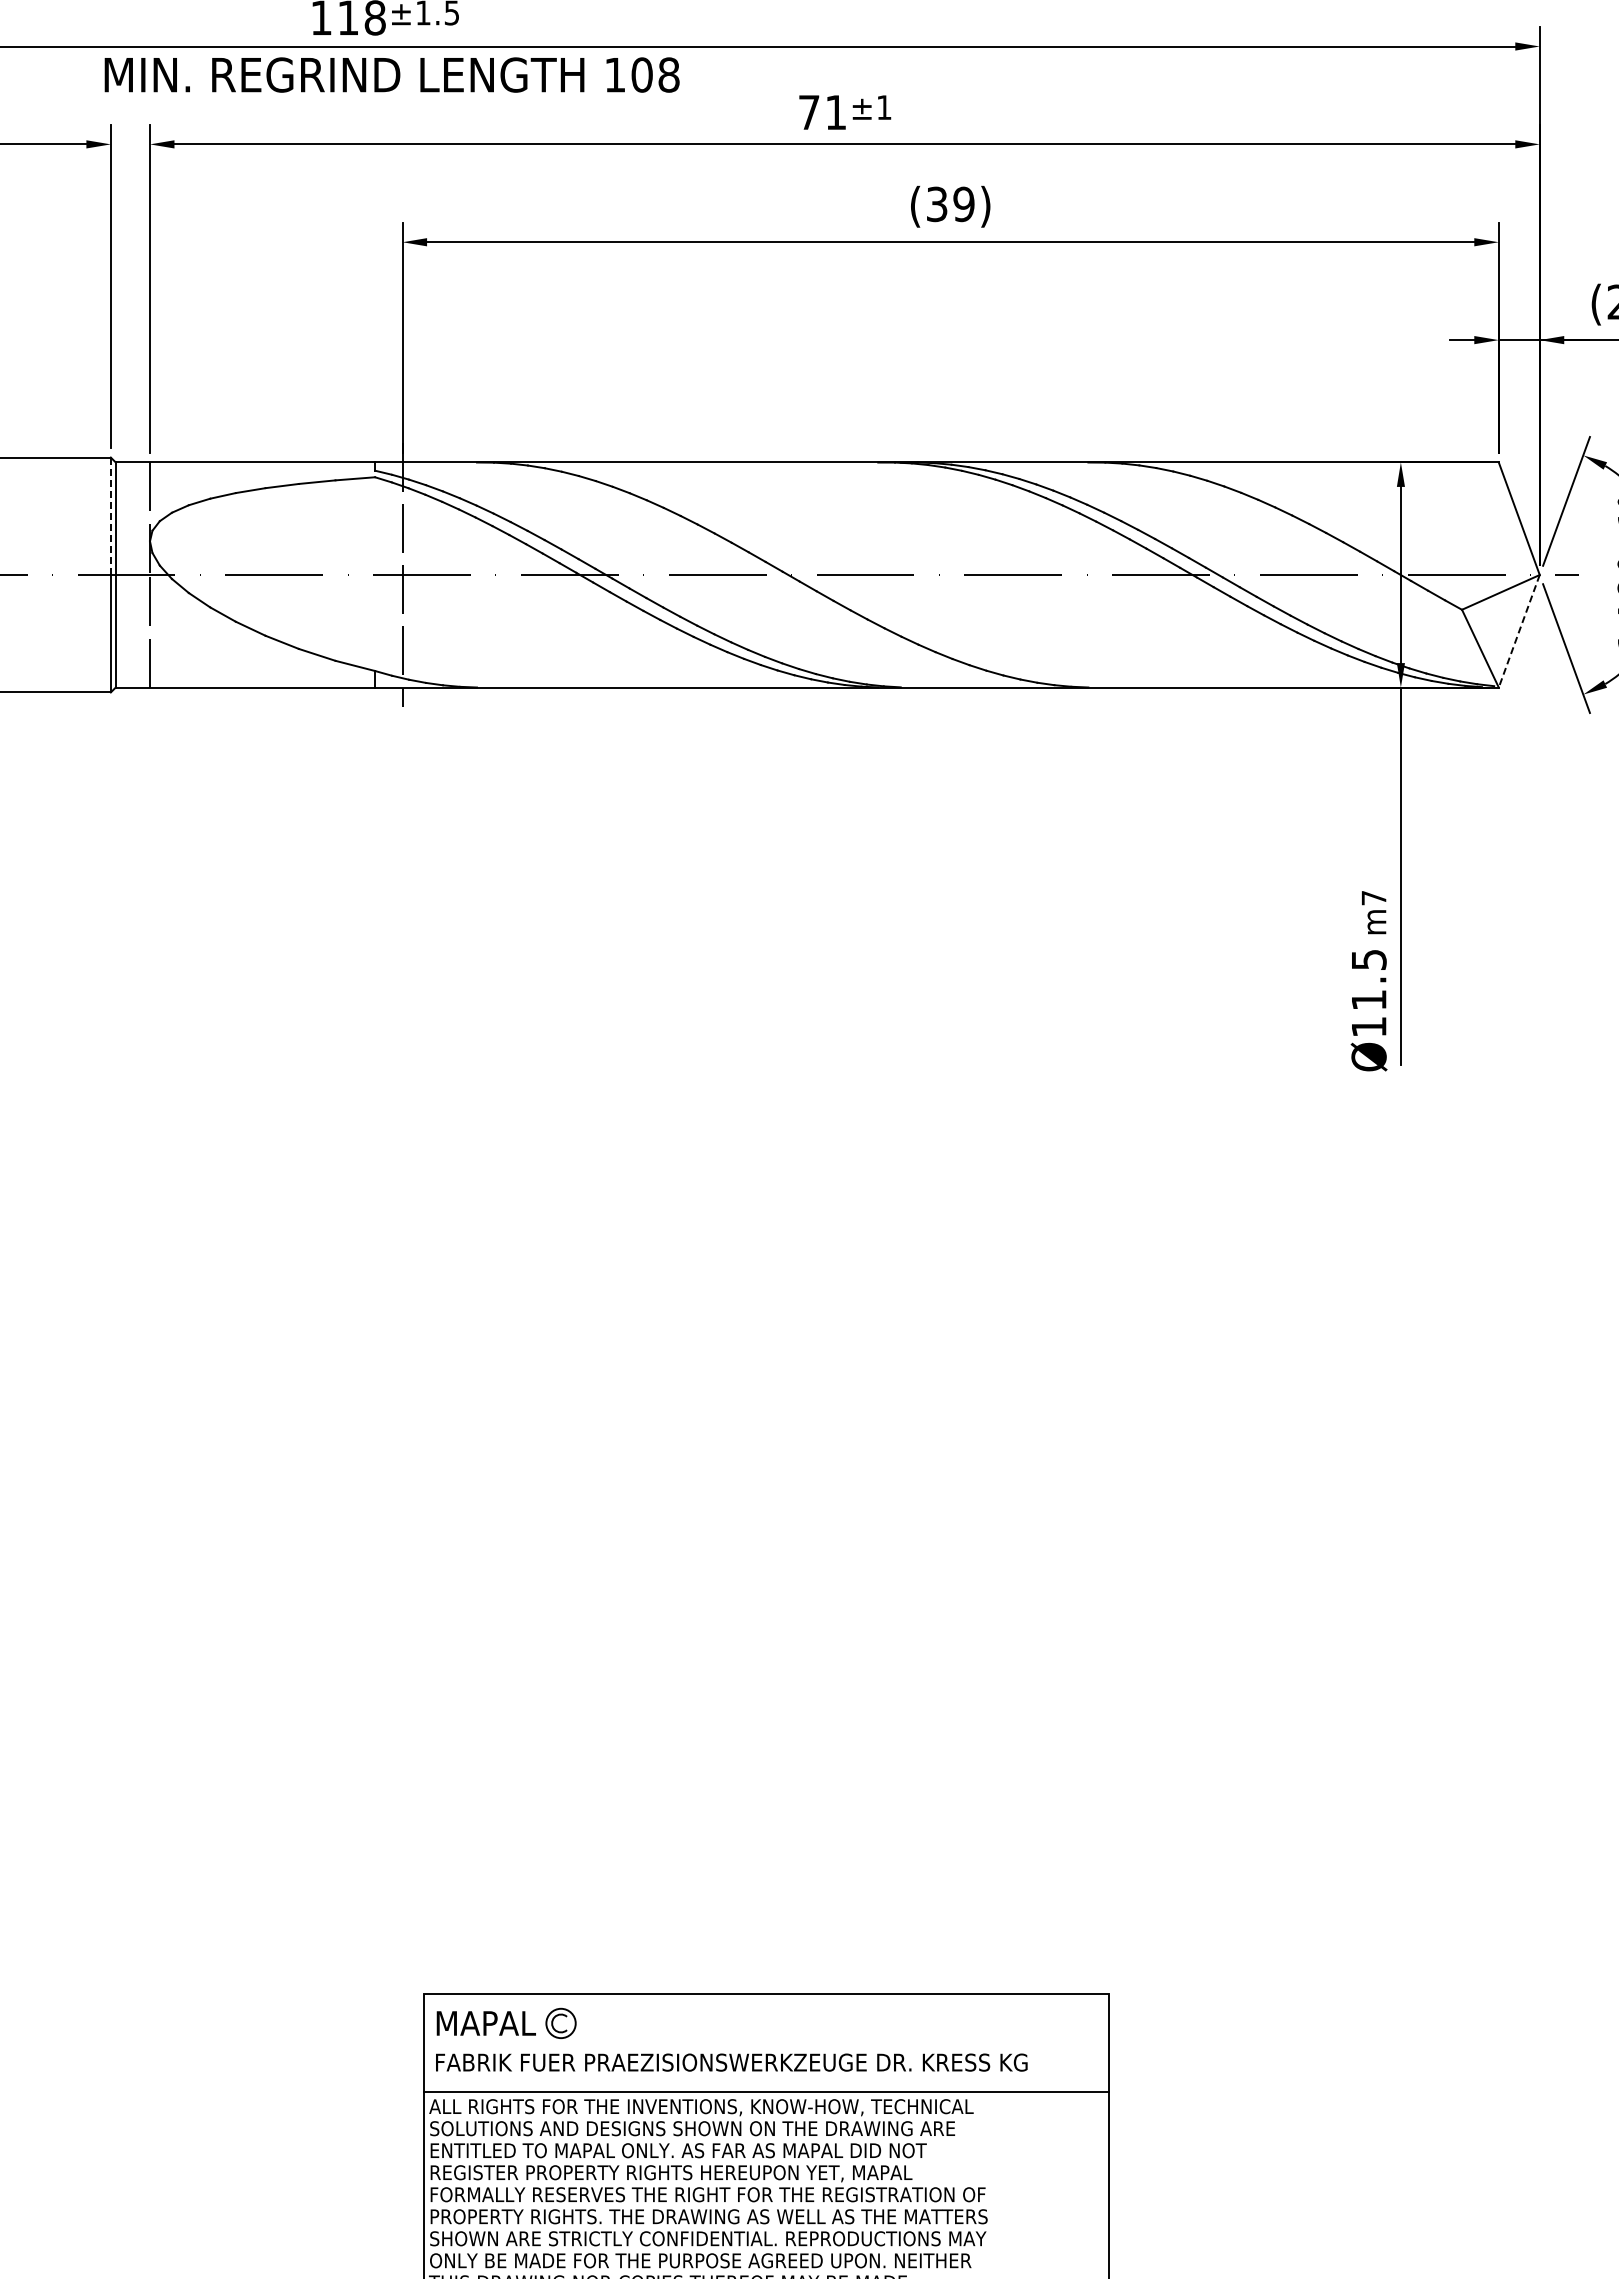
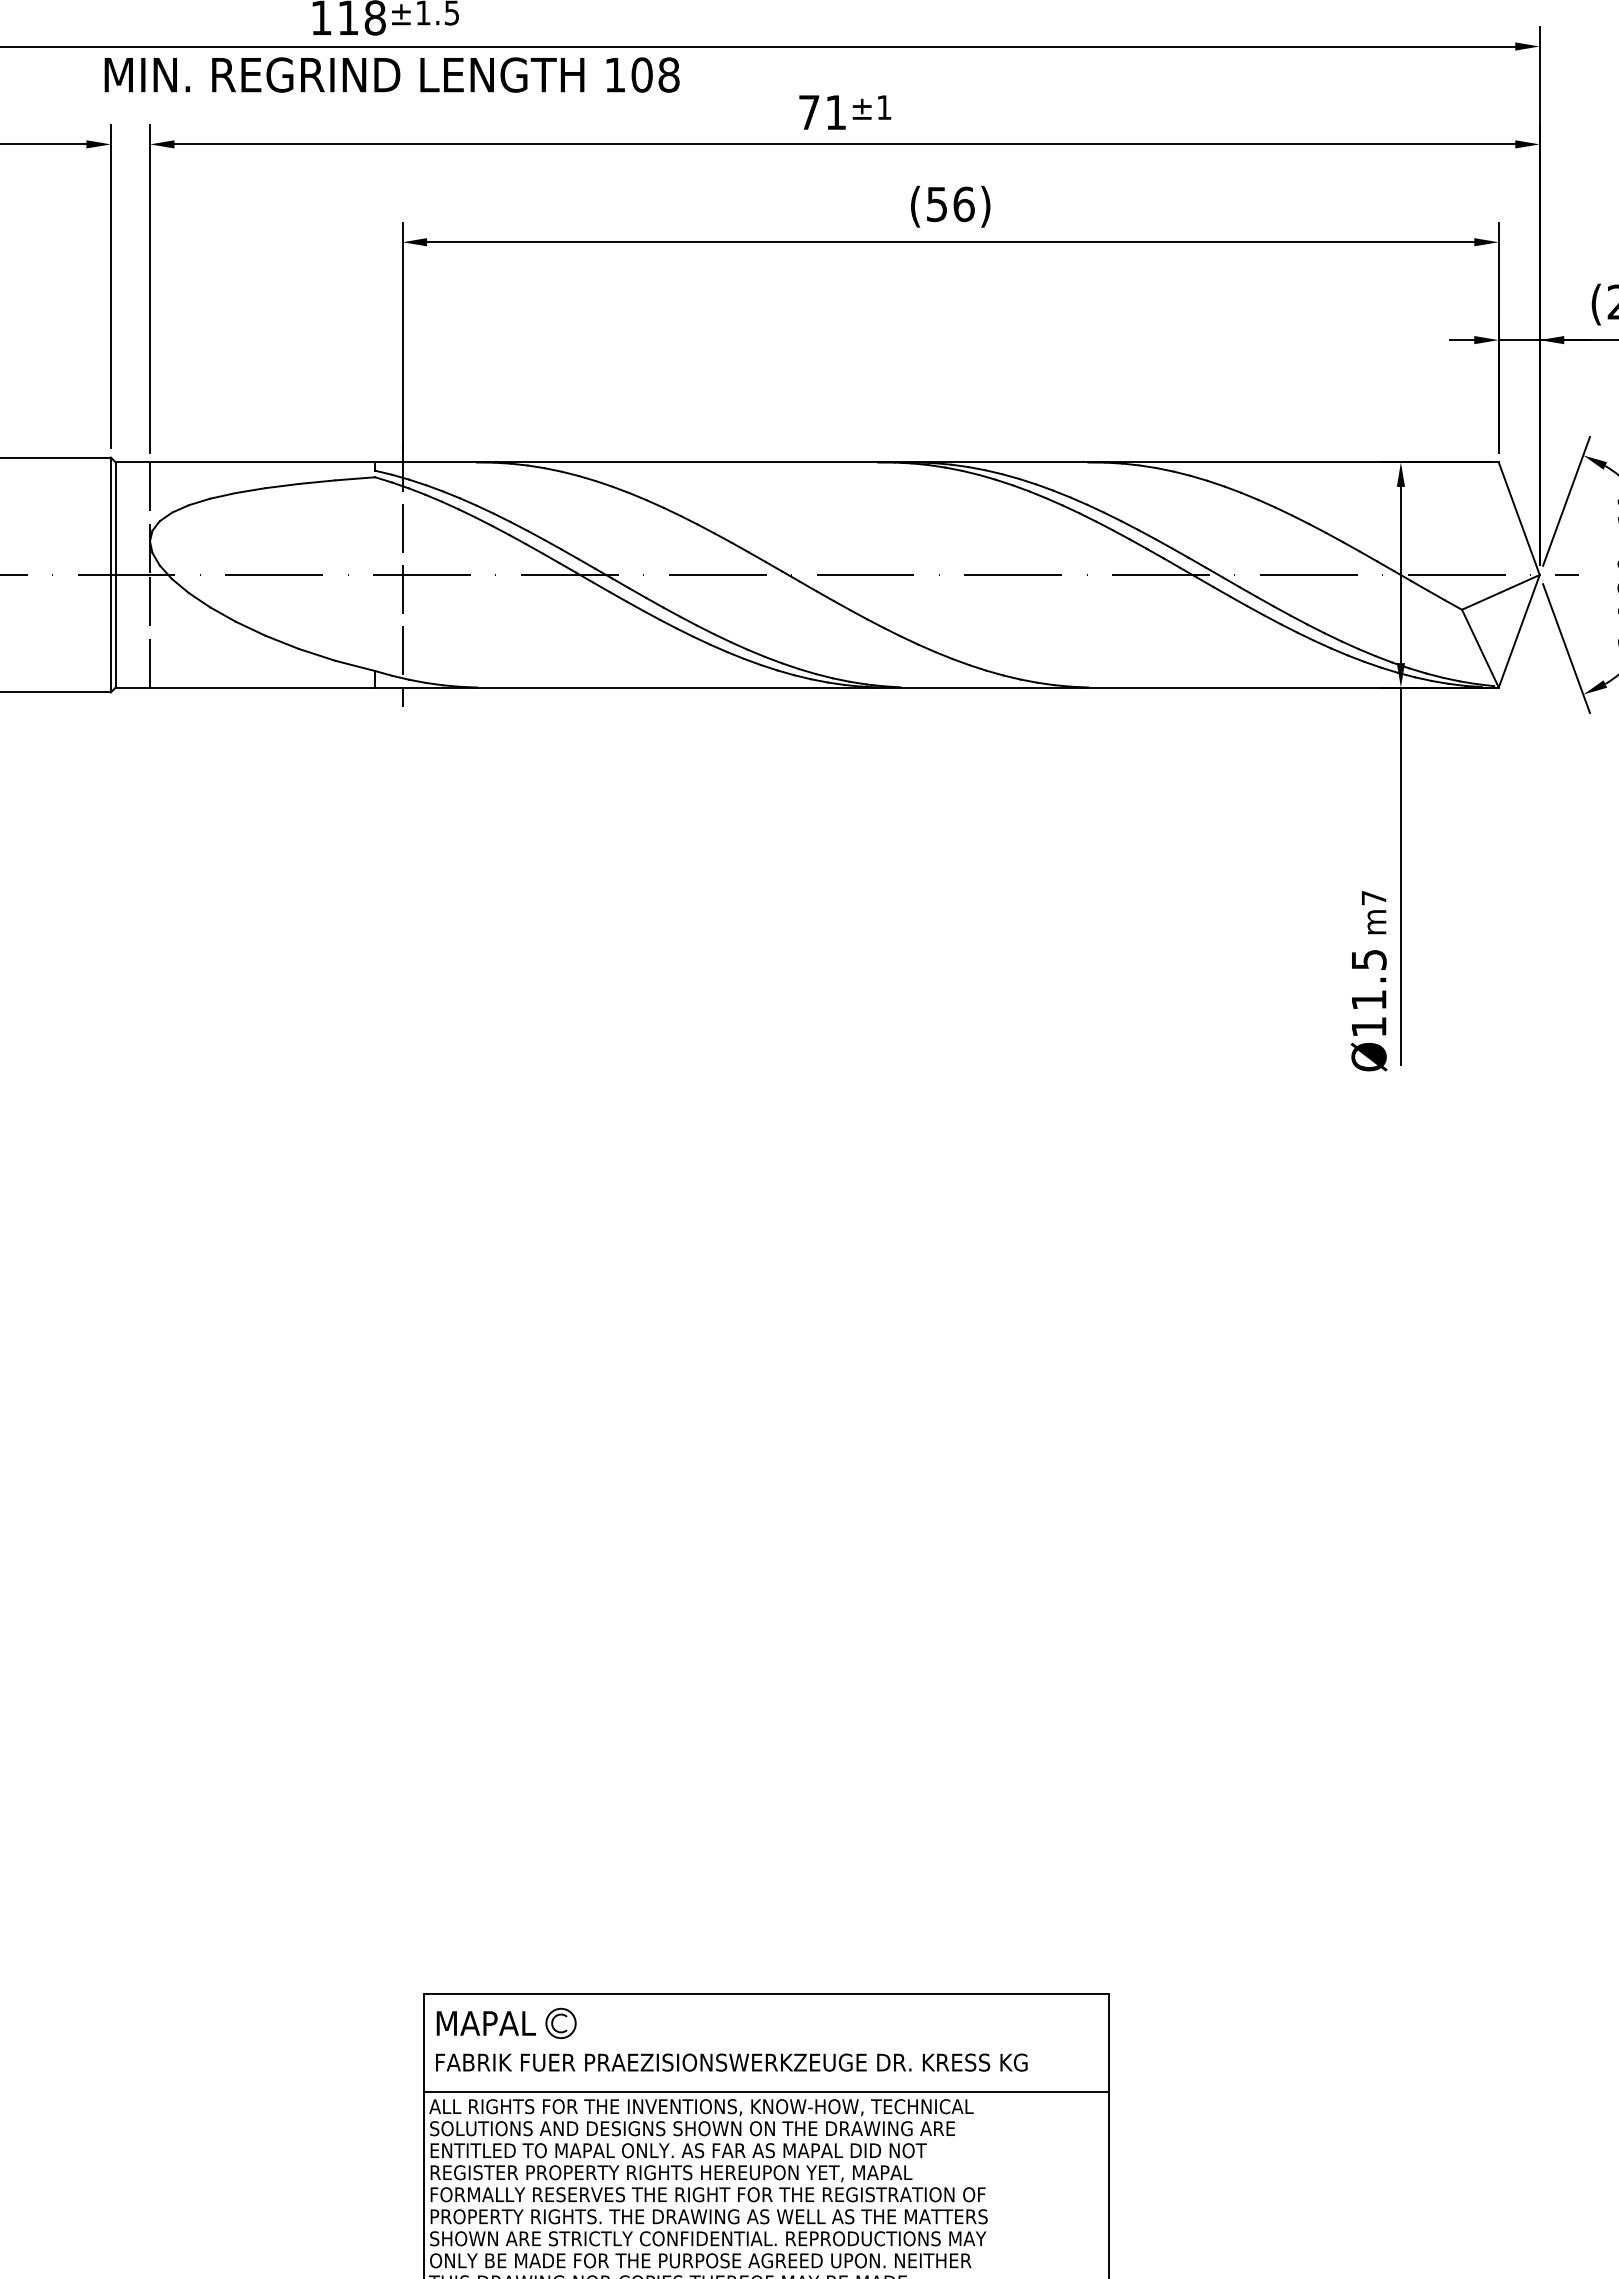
text: (39) -> (56) (950, 204)
line: dashed -> solid (110, 516)
line: dashed -> solid (1519, 631)
